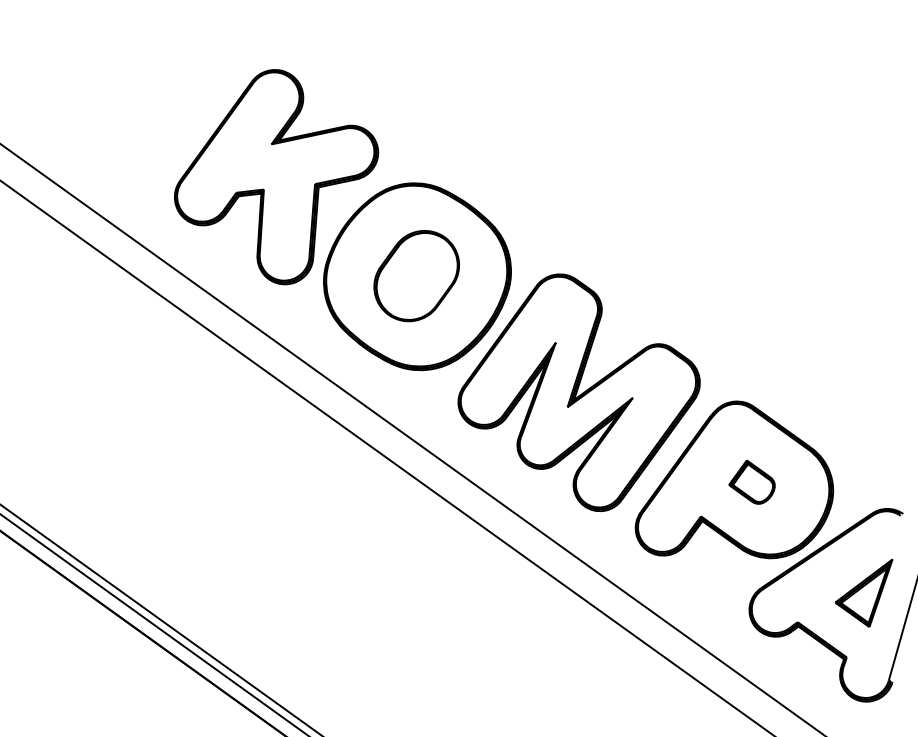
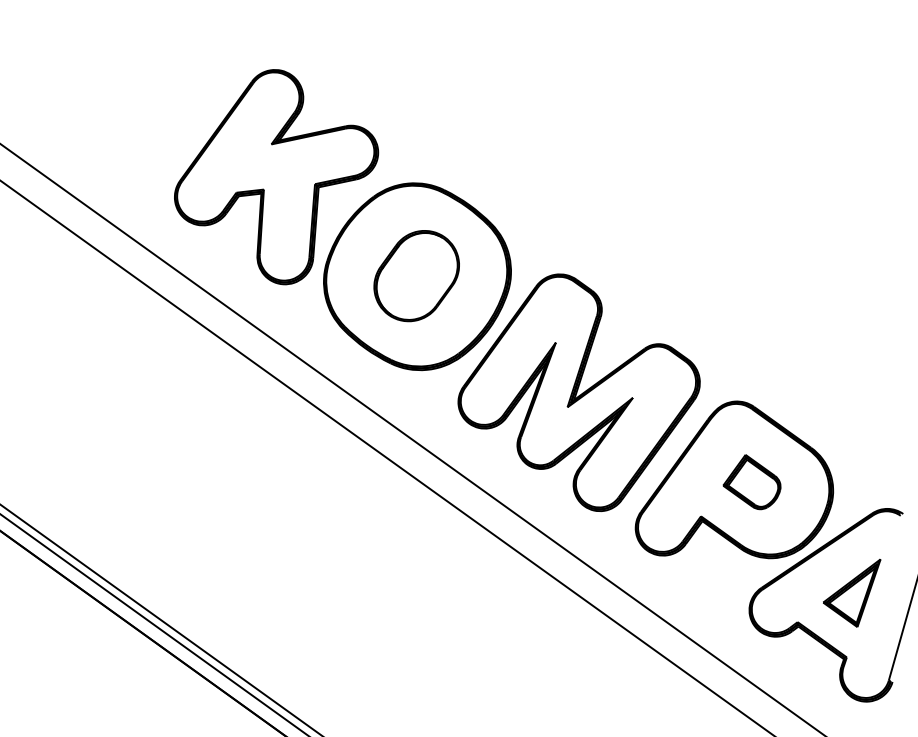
part size: 48x46 px -> 60x57 px (751, 482)
part position: (864, 592) -> (852, 592) (852, 592)
